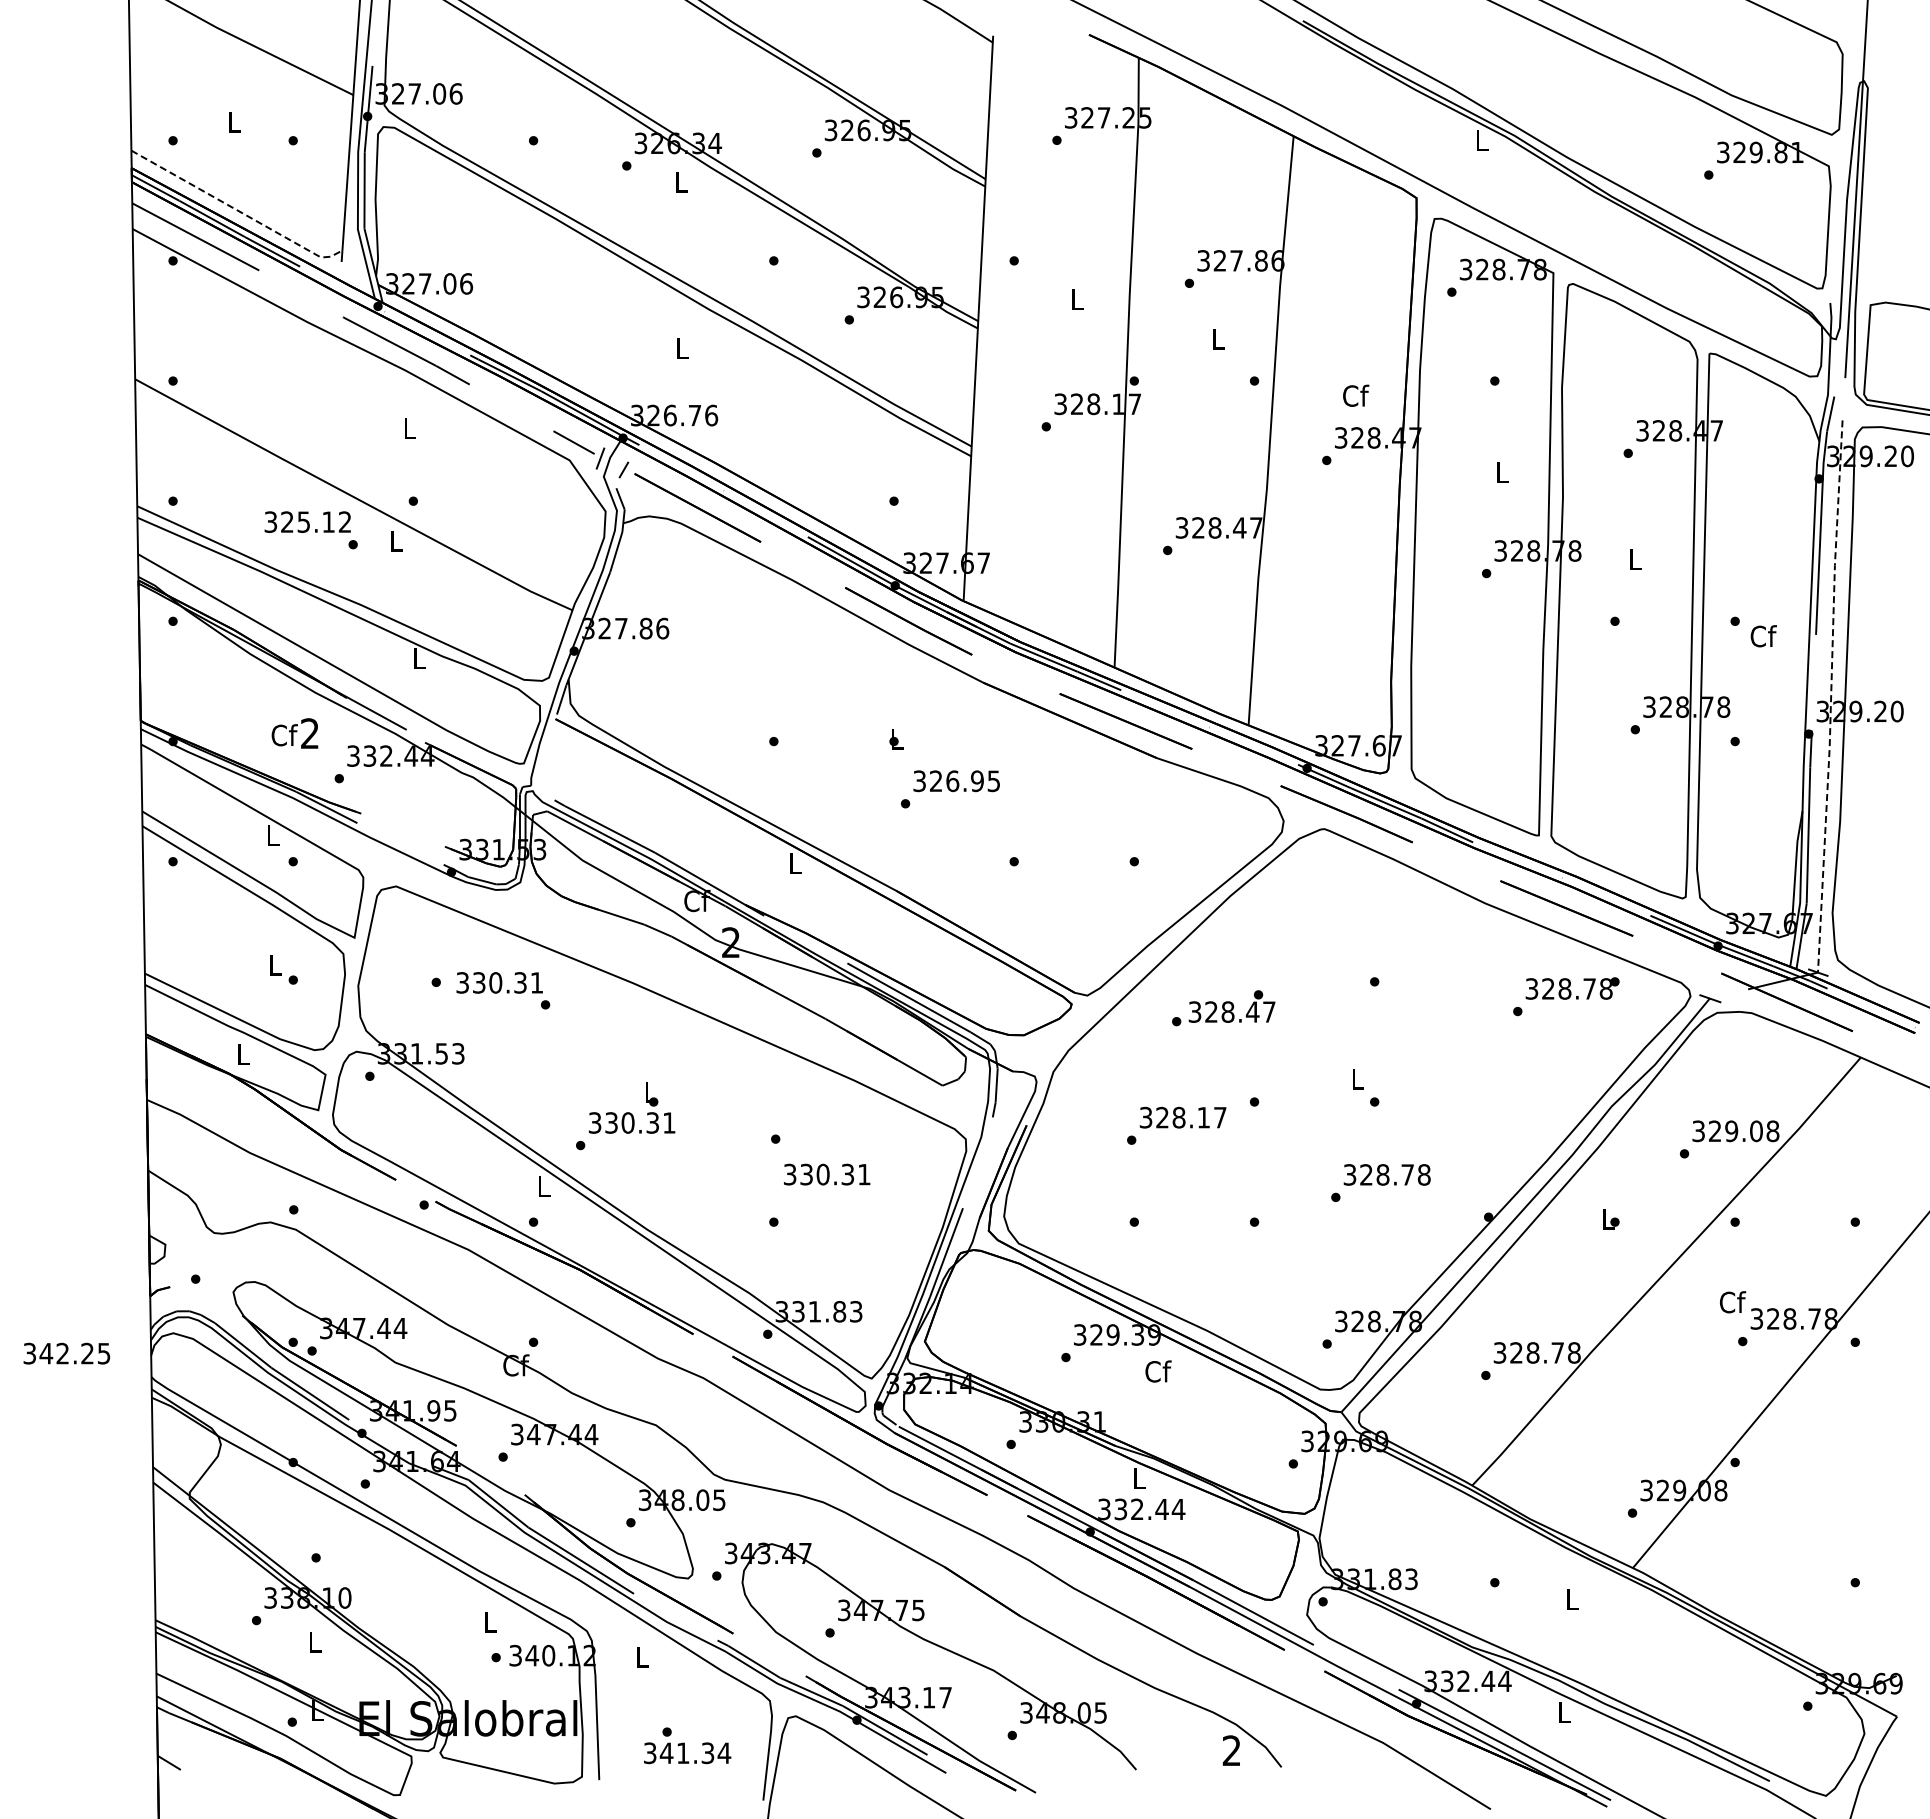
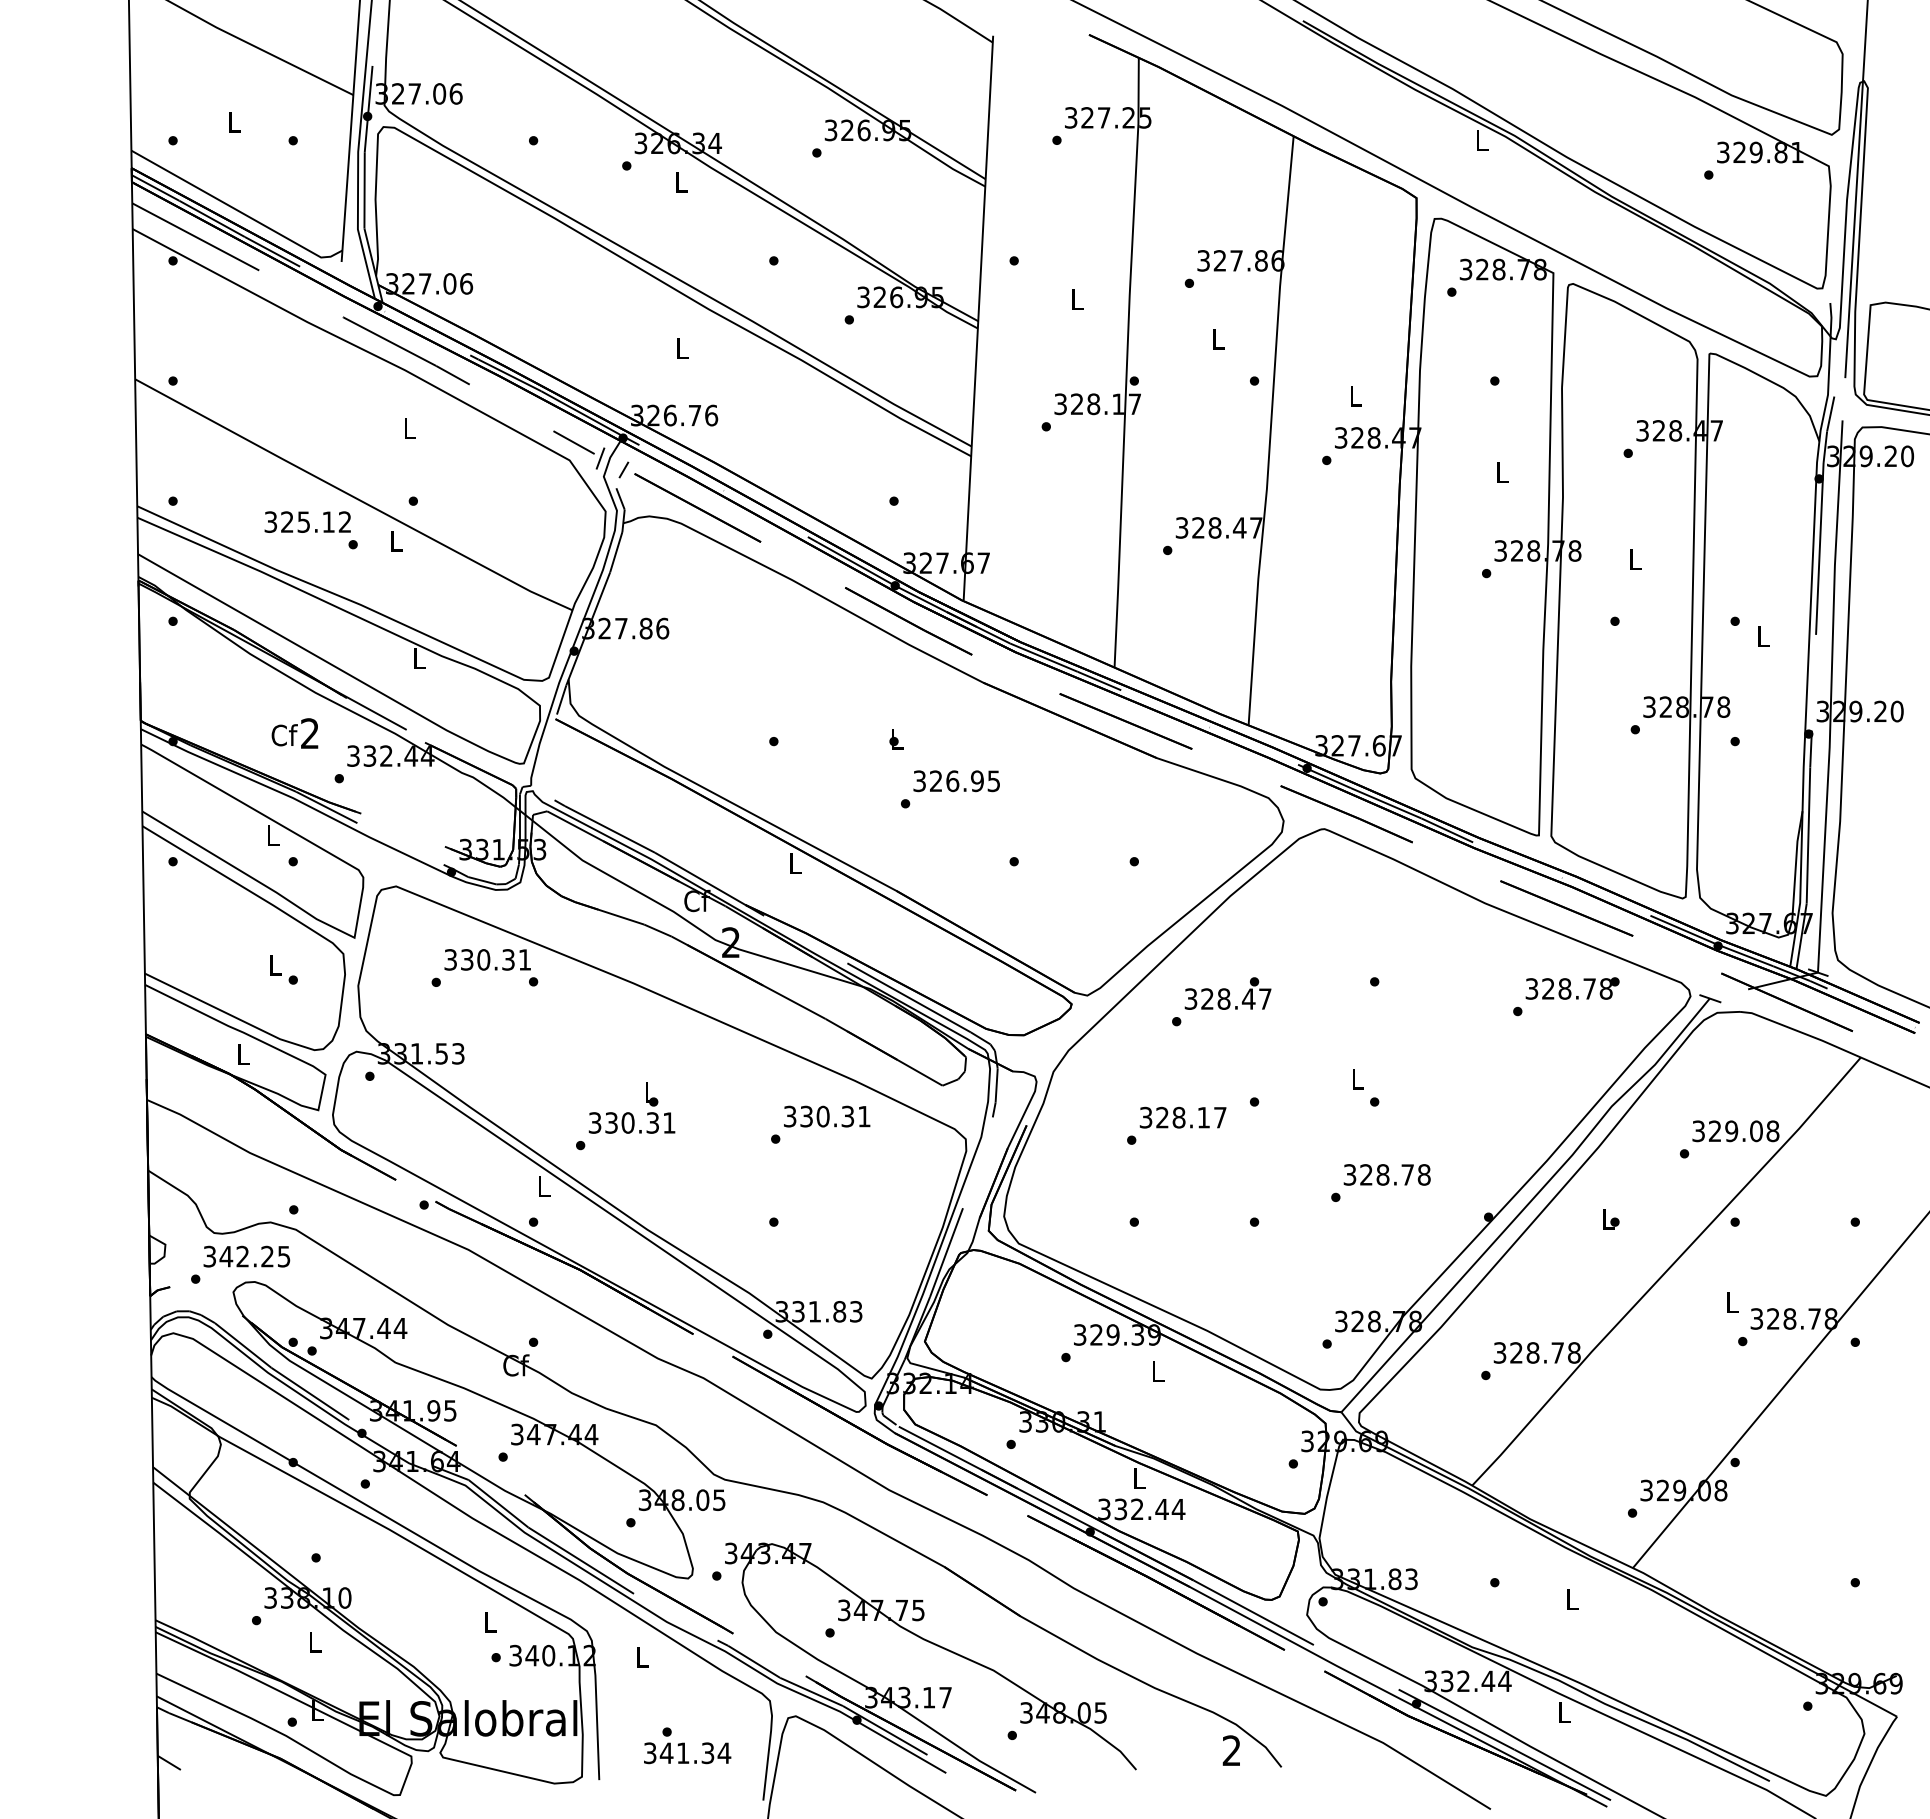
line: dashed -> solid (237, 210)
text: Cf -> L (1356, 395)
text: Cf -> L (1763, 636)
line: dashed -> solid (1831, 696)
text position: (503, 990) -> (491, 967) (491, 967)
text position: (1231, 1006) -> (1227, 993) (1227, 993)
text position: (827, 1174) -> (827, 1116) (827, 1116)
text: Cf -> L (1732, 1302)
text position: (66, 1353) -> (246, 1256) (246, 1256)
text: Cf -> L (1158, 1371)
